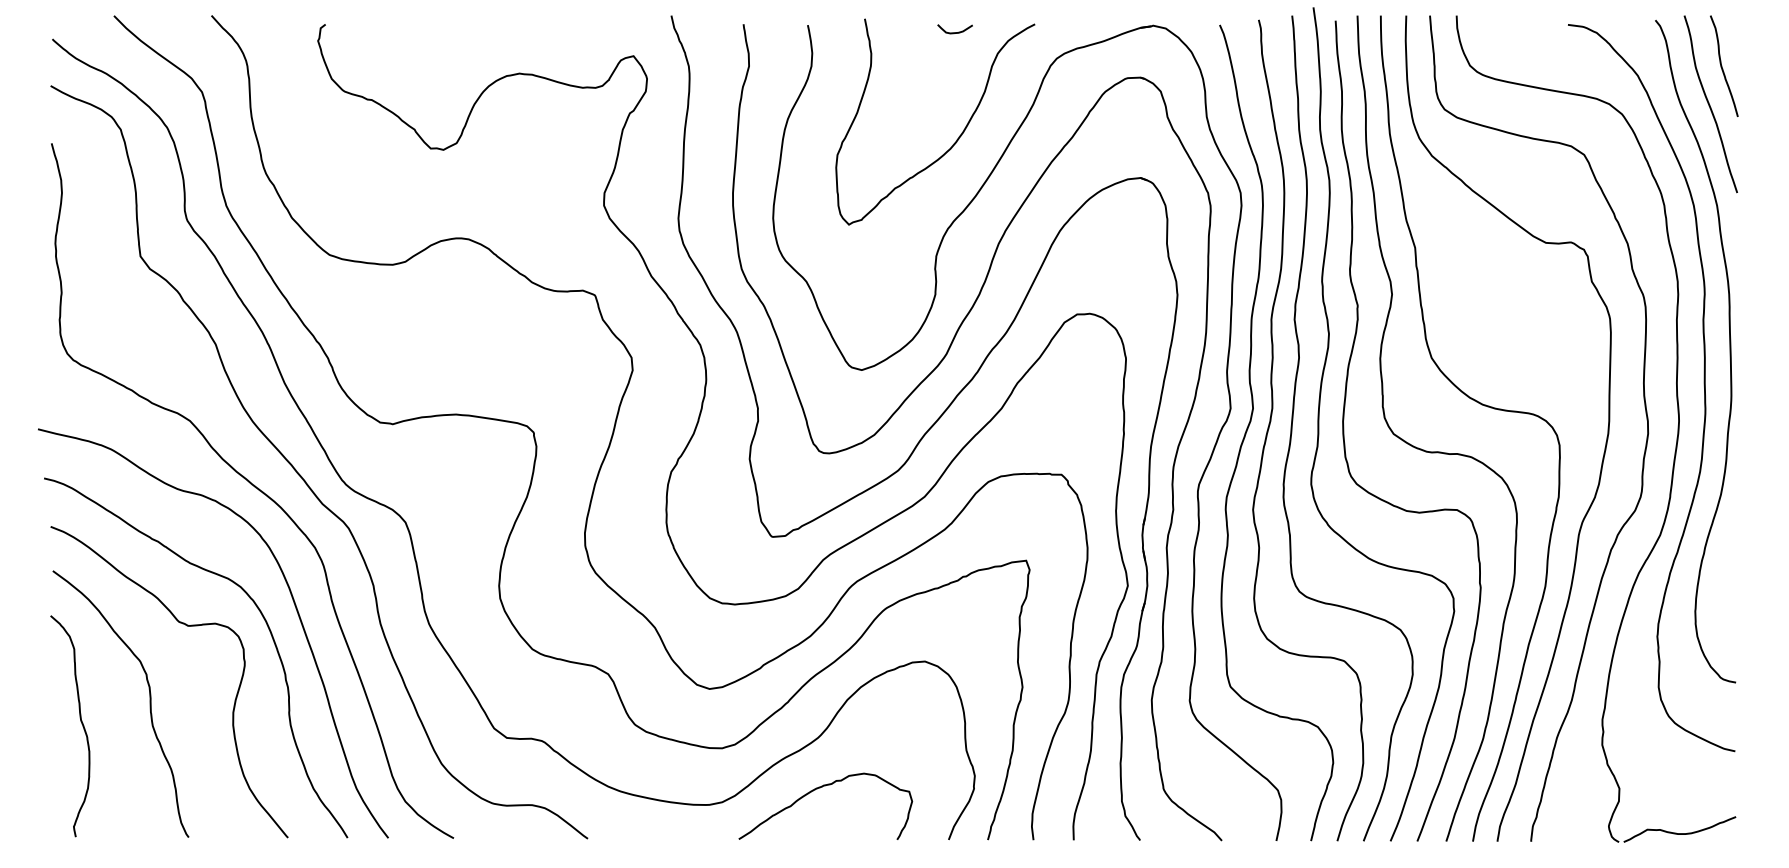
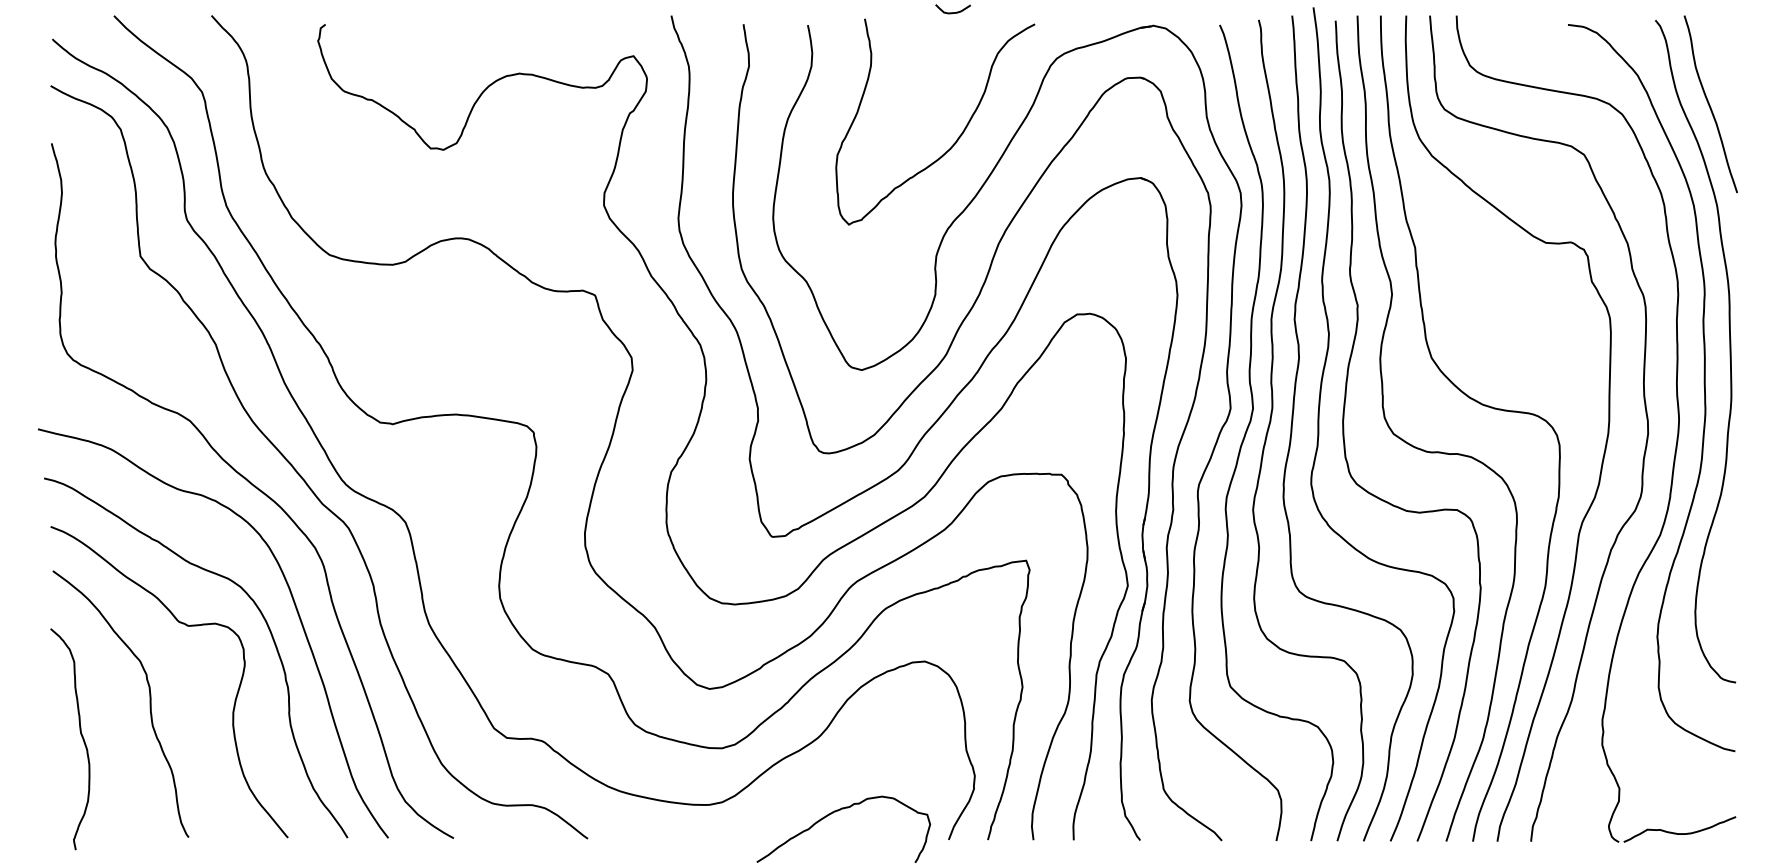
curve position: (954, 32) -> (952, 12) (952, 12)
curve: present -> none (1722, 65)
curve position: (80, 721) -> (80, 734) (80, 734)
curve position: (820, 788) -> (838, 811) (838, 811)
